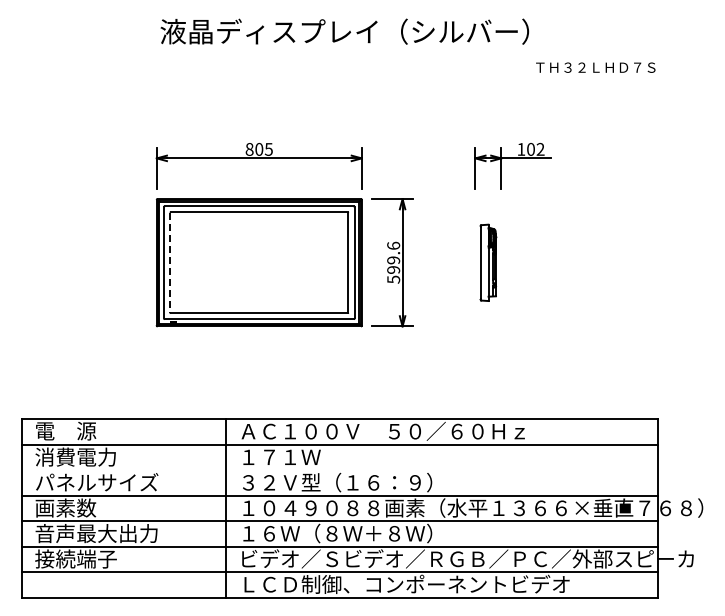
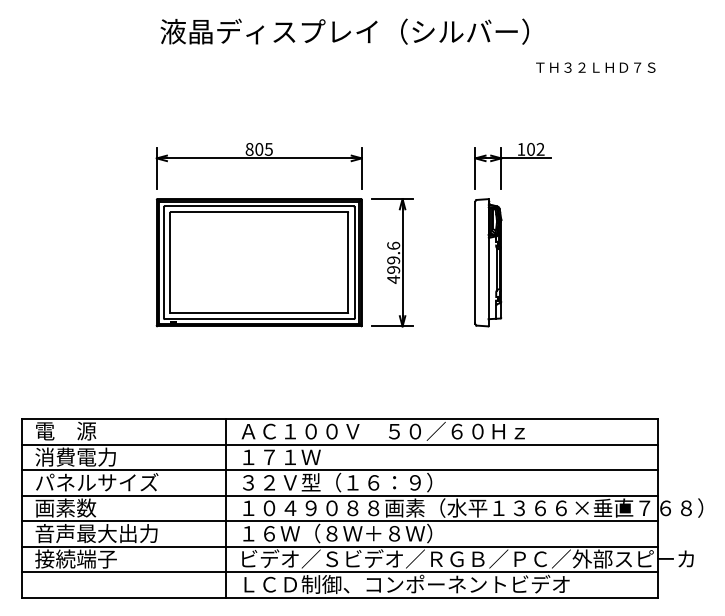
line: dashed -> solid (170, 262)
part size: 19x79 px -> 29x130 px (488, 262)
text: 599.6 -> 499.6 (393, 279)
line: none -> present (339, 470)
